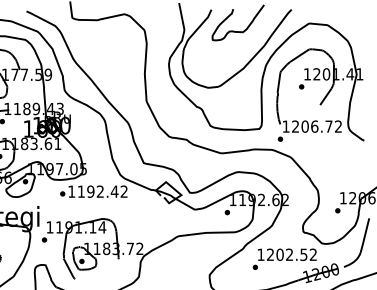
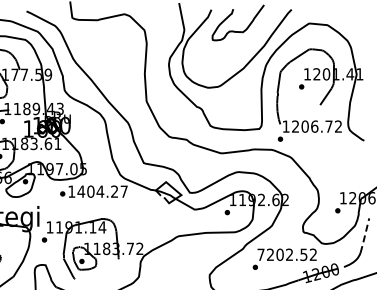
text: 1192.42 -> 1404.27 (102, 191)
line: solid -> dashed (365, 235)
text: 1202.52 -> 7202.52 (260, 254)
